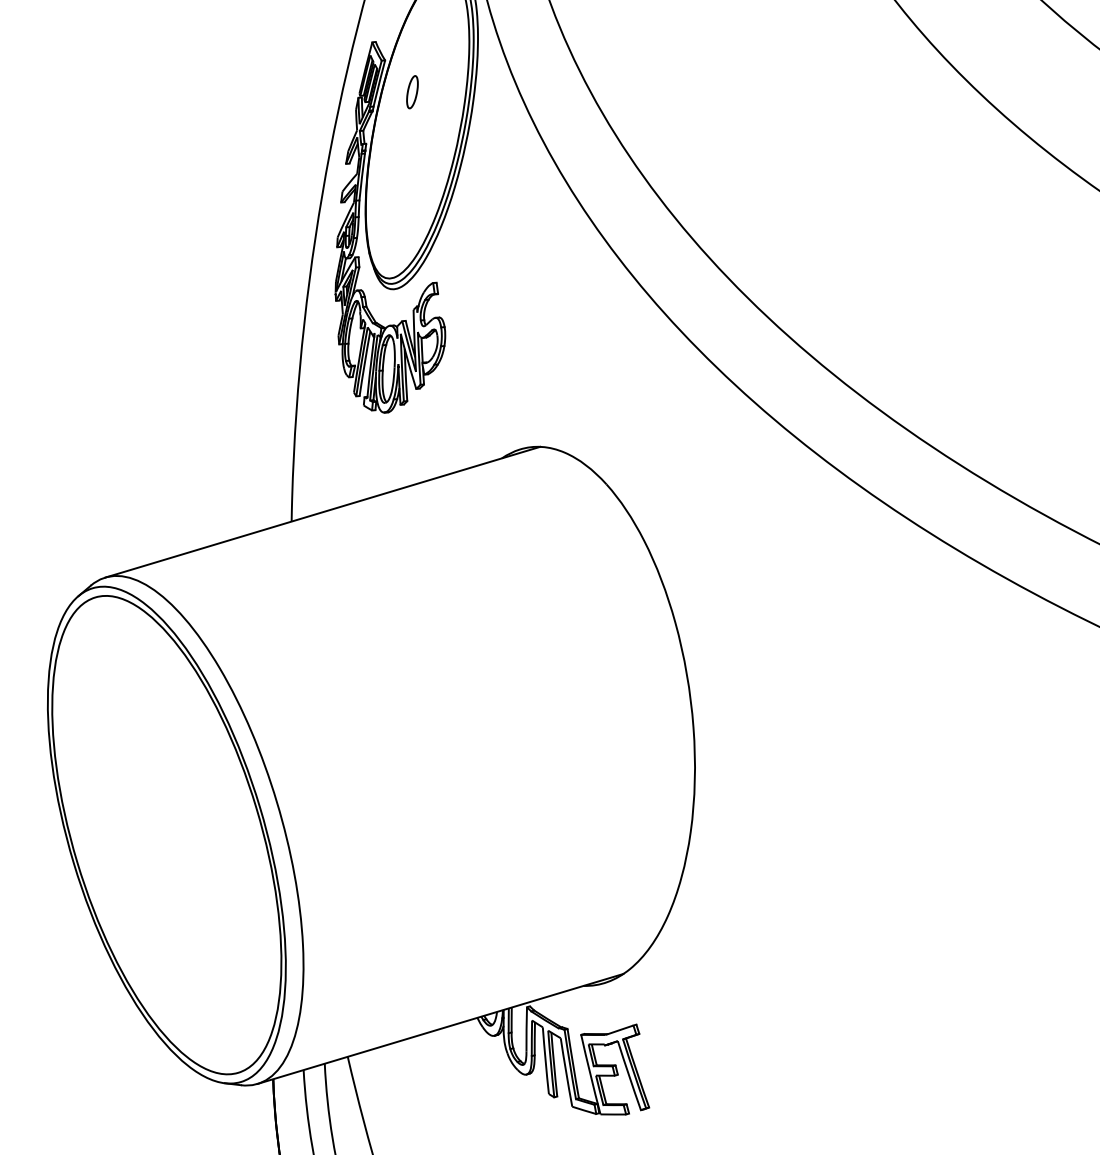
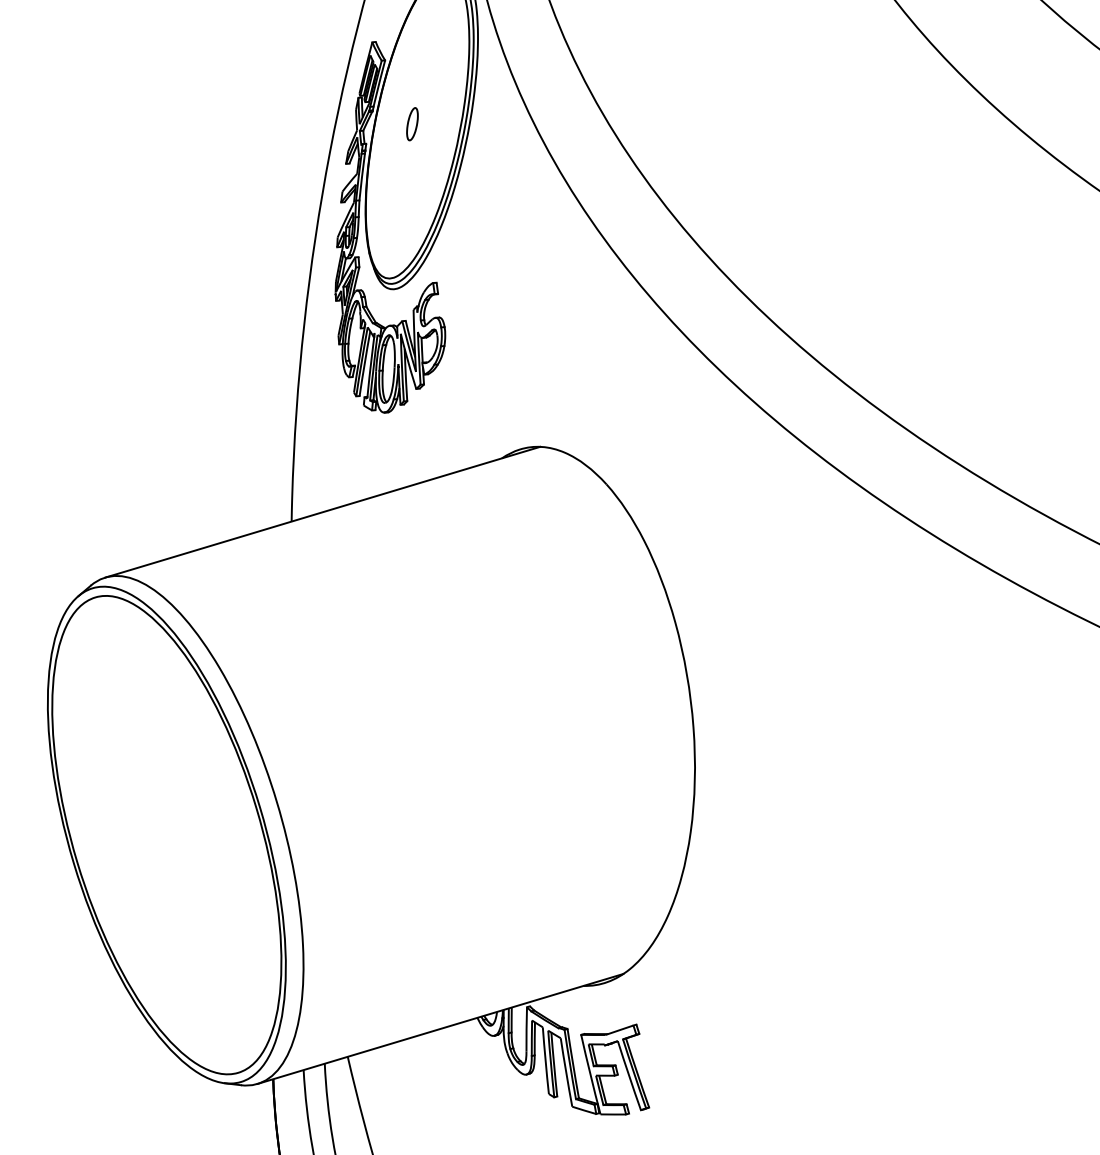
part position: (412, 92) -> (412, 124) (412, 124)
